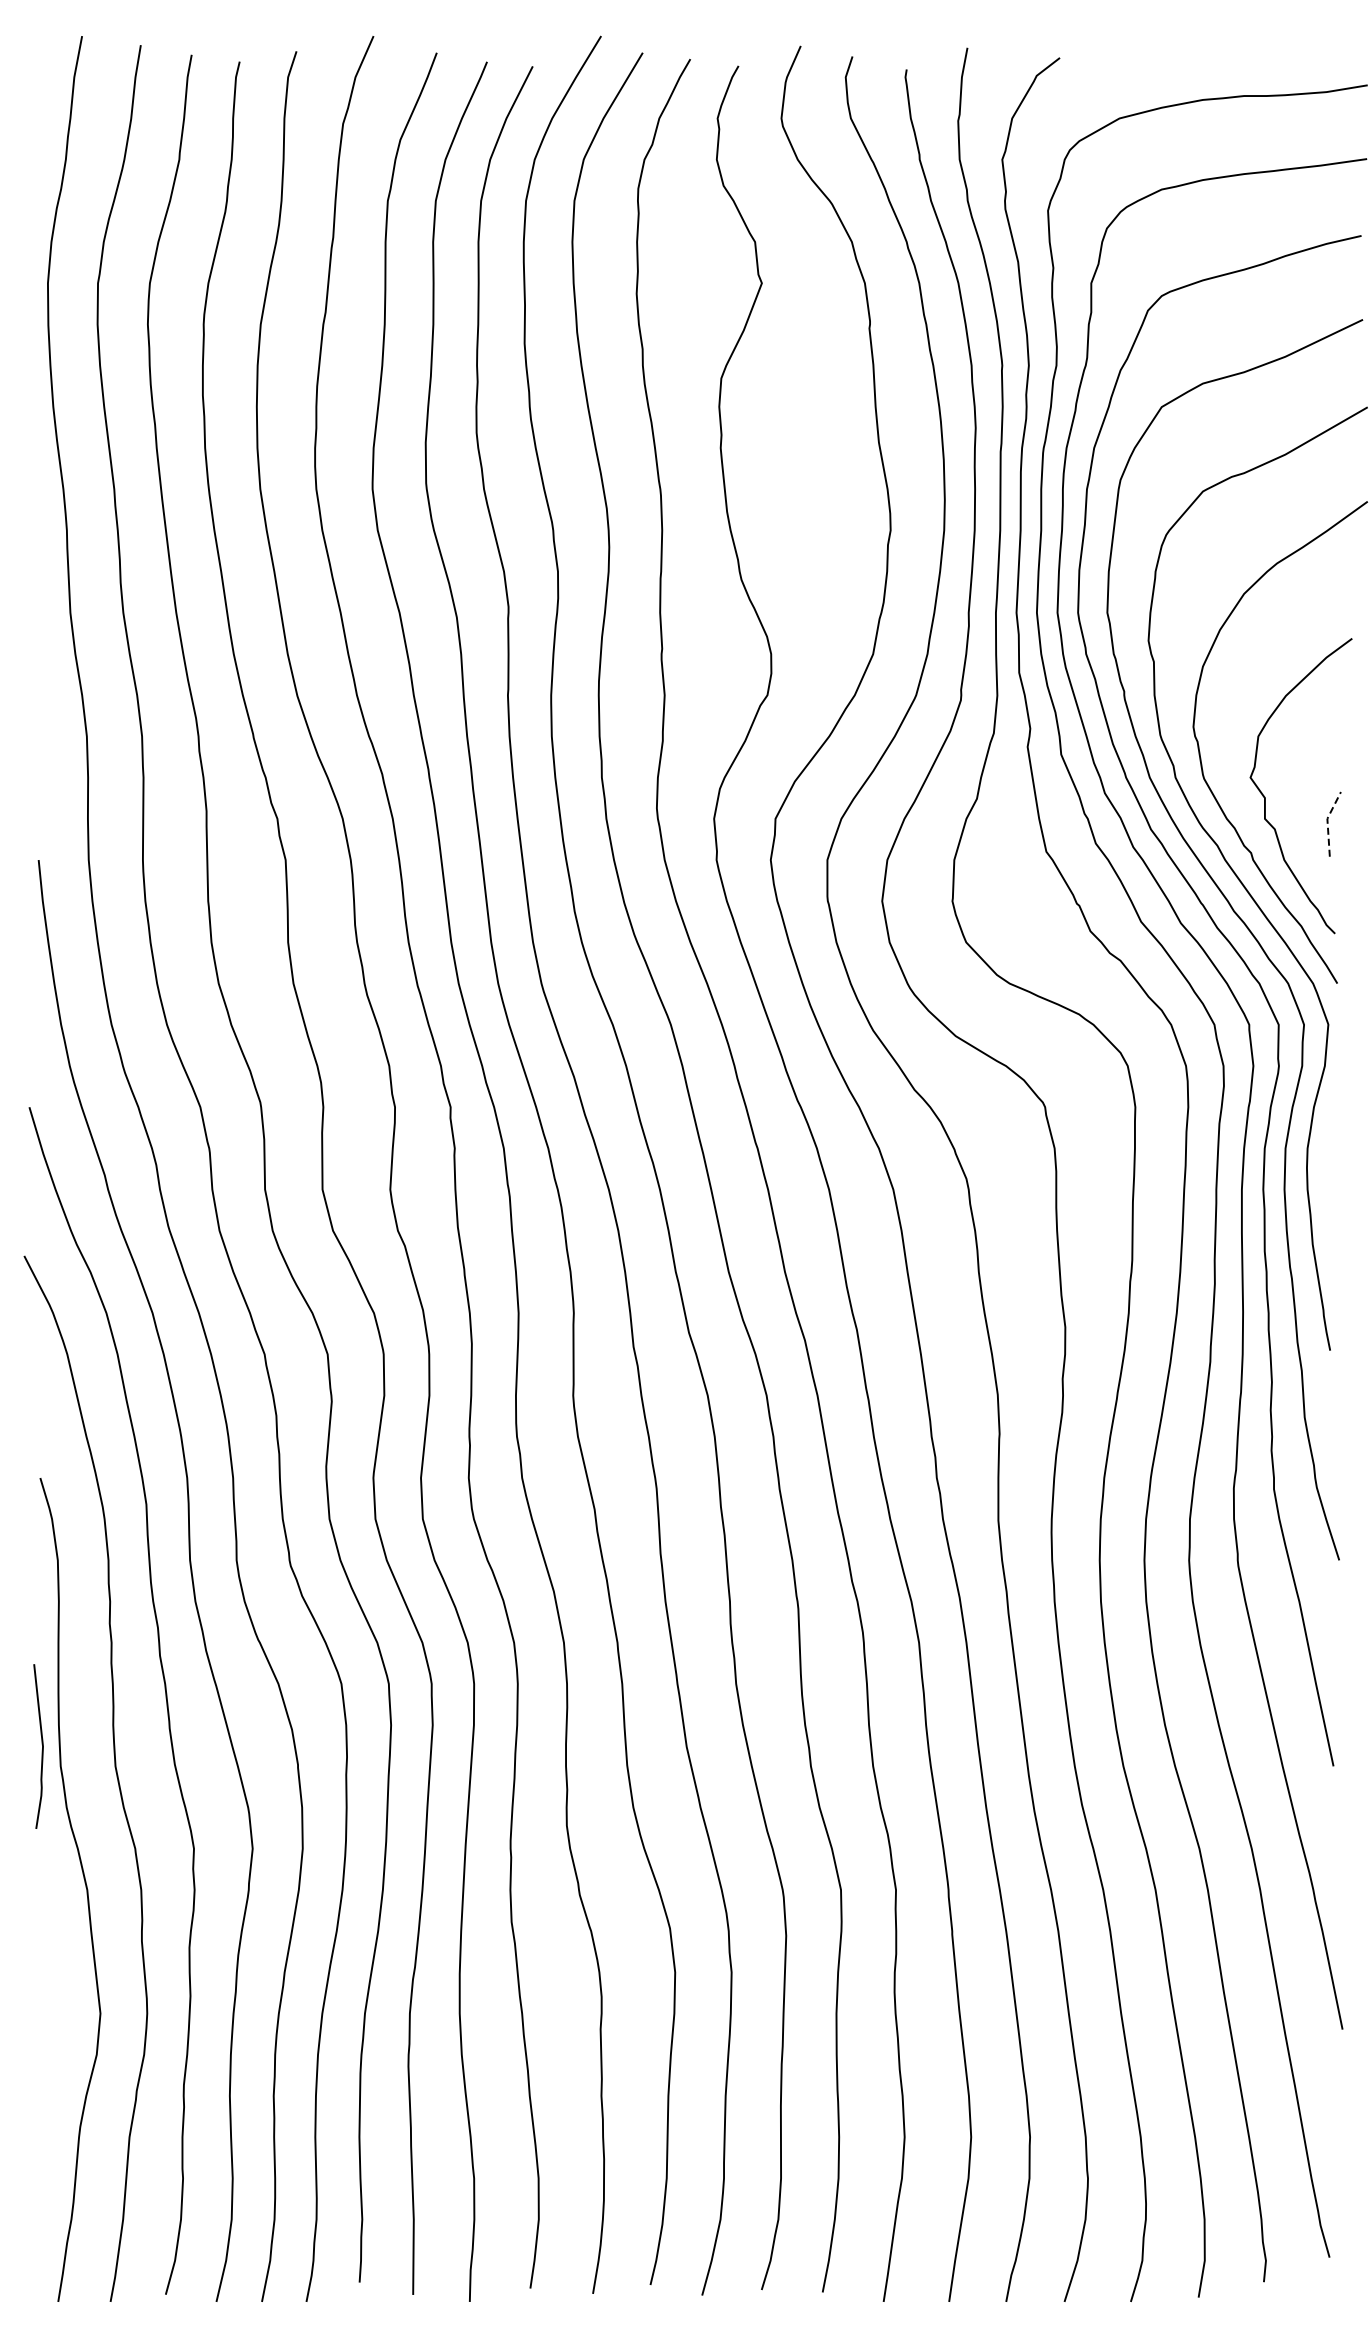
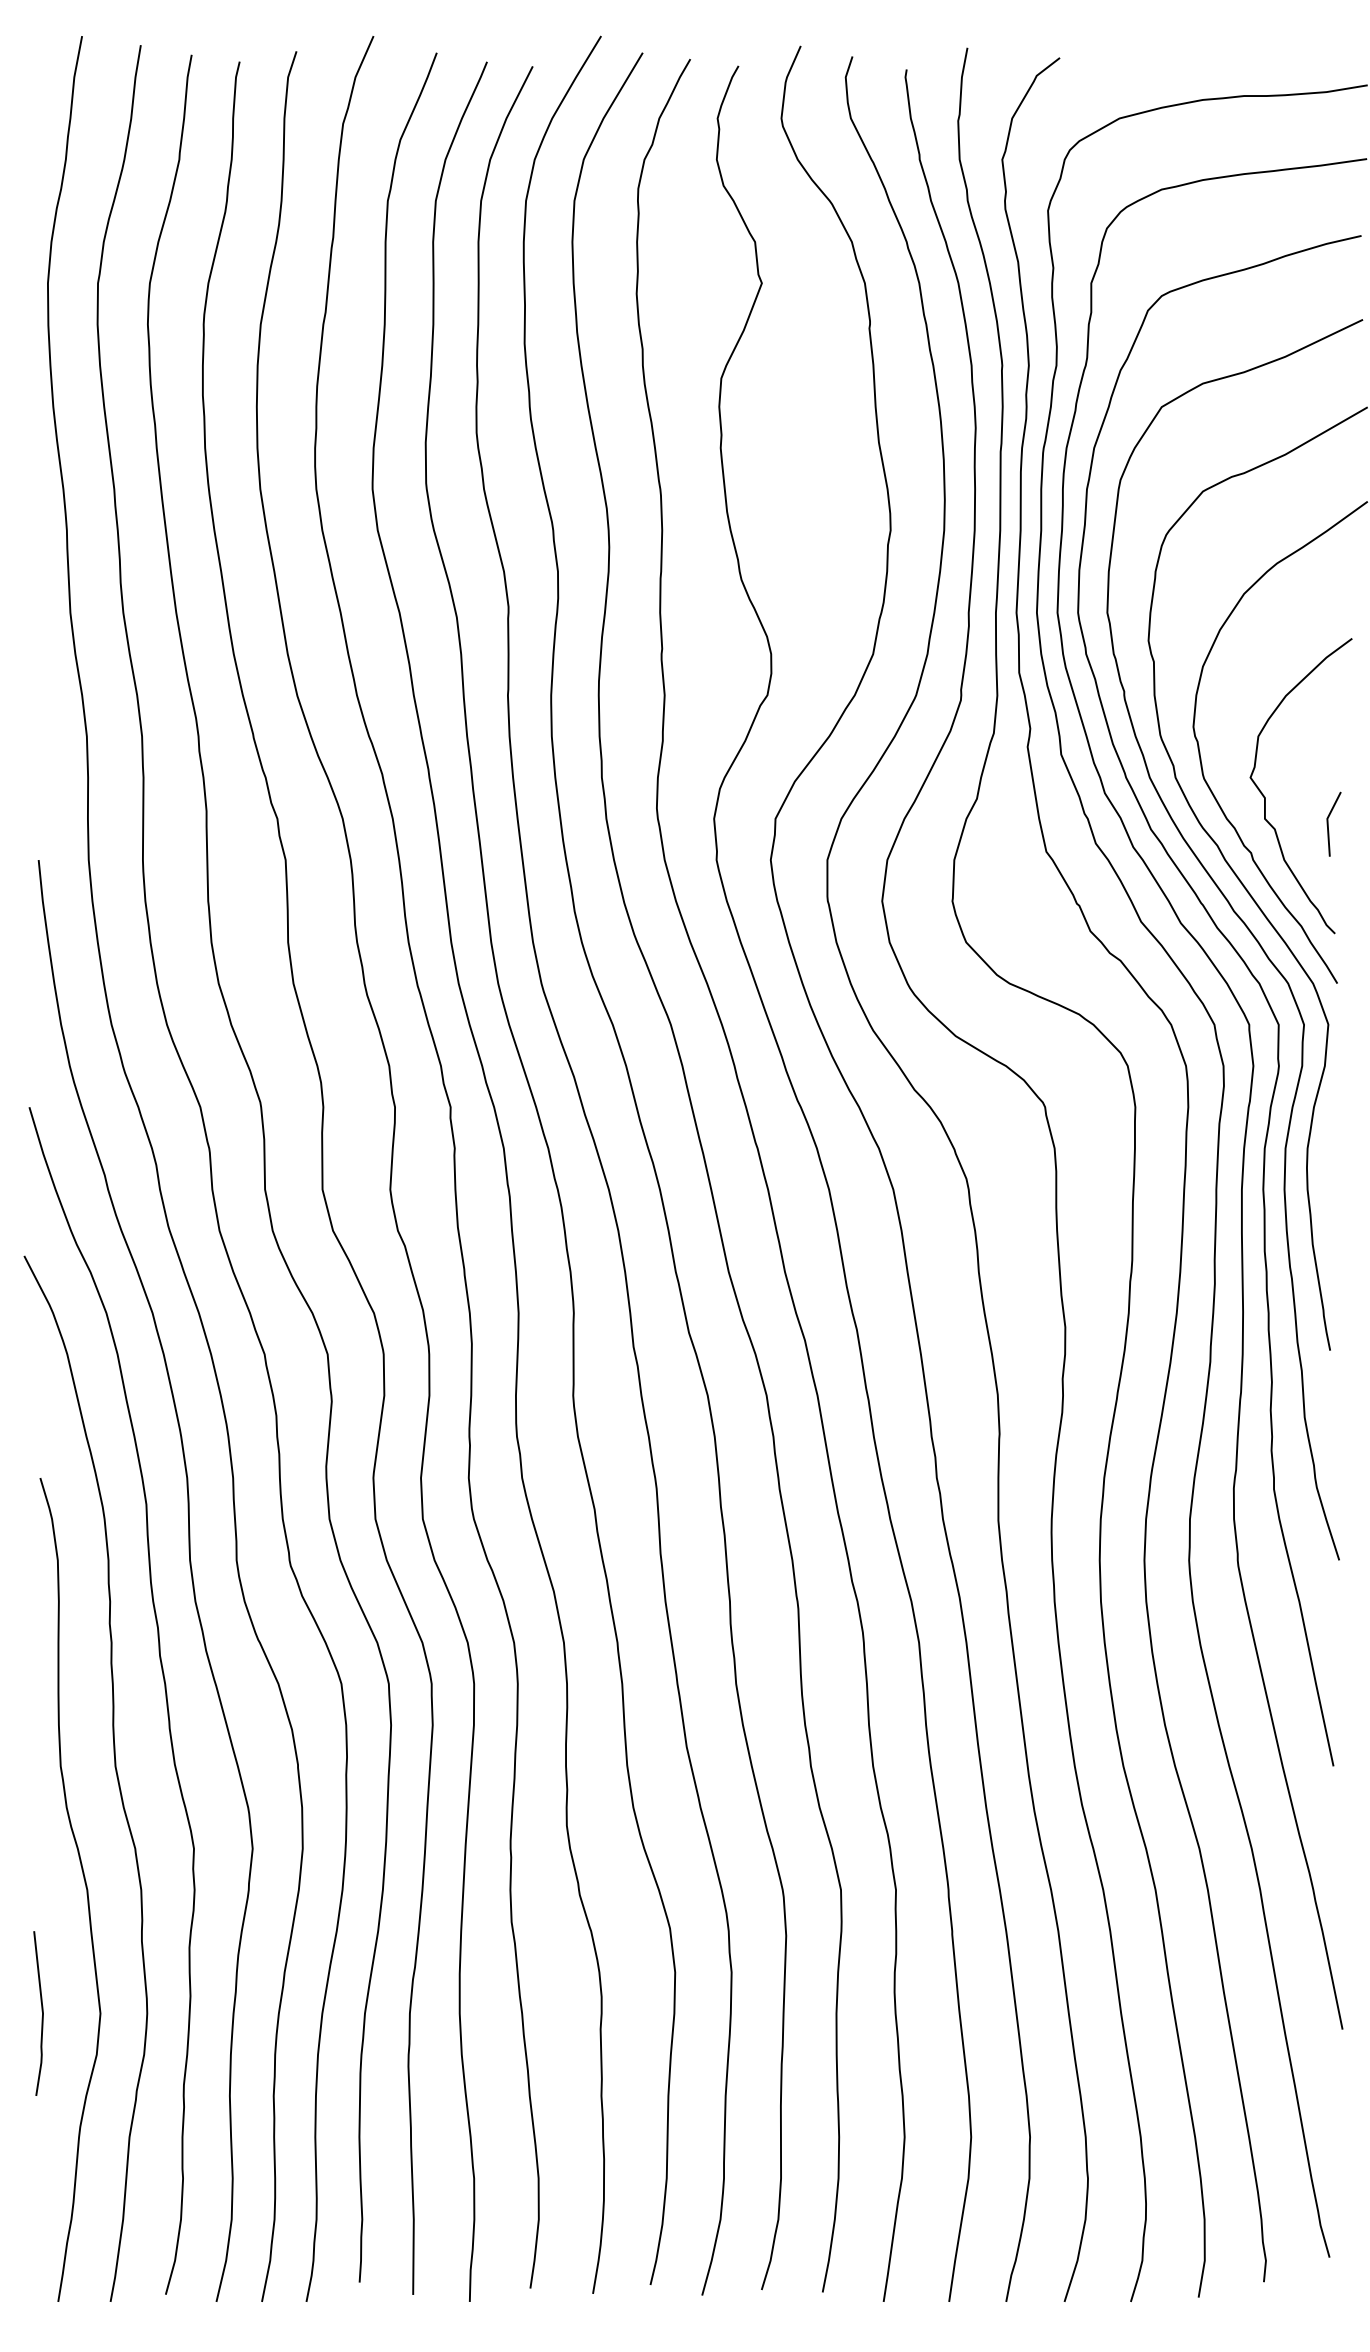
line: dashed -> solid (1327, 821)
curve position: (41, 1744) -> (41, 2011) (41, 2011)
